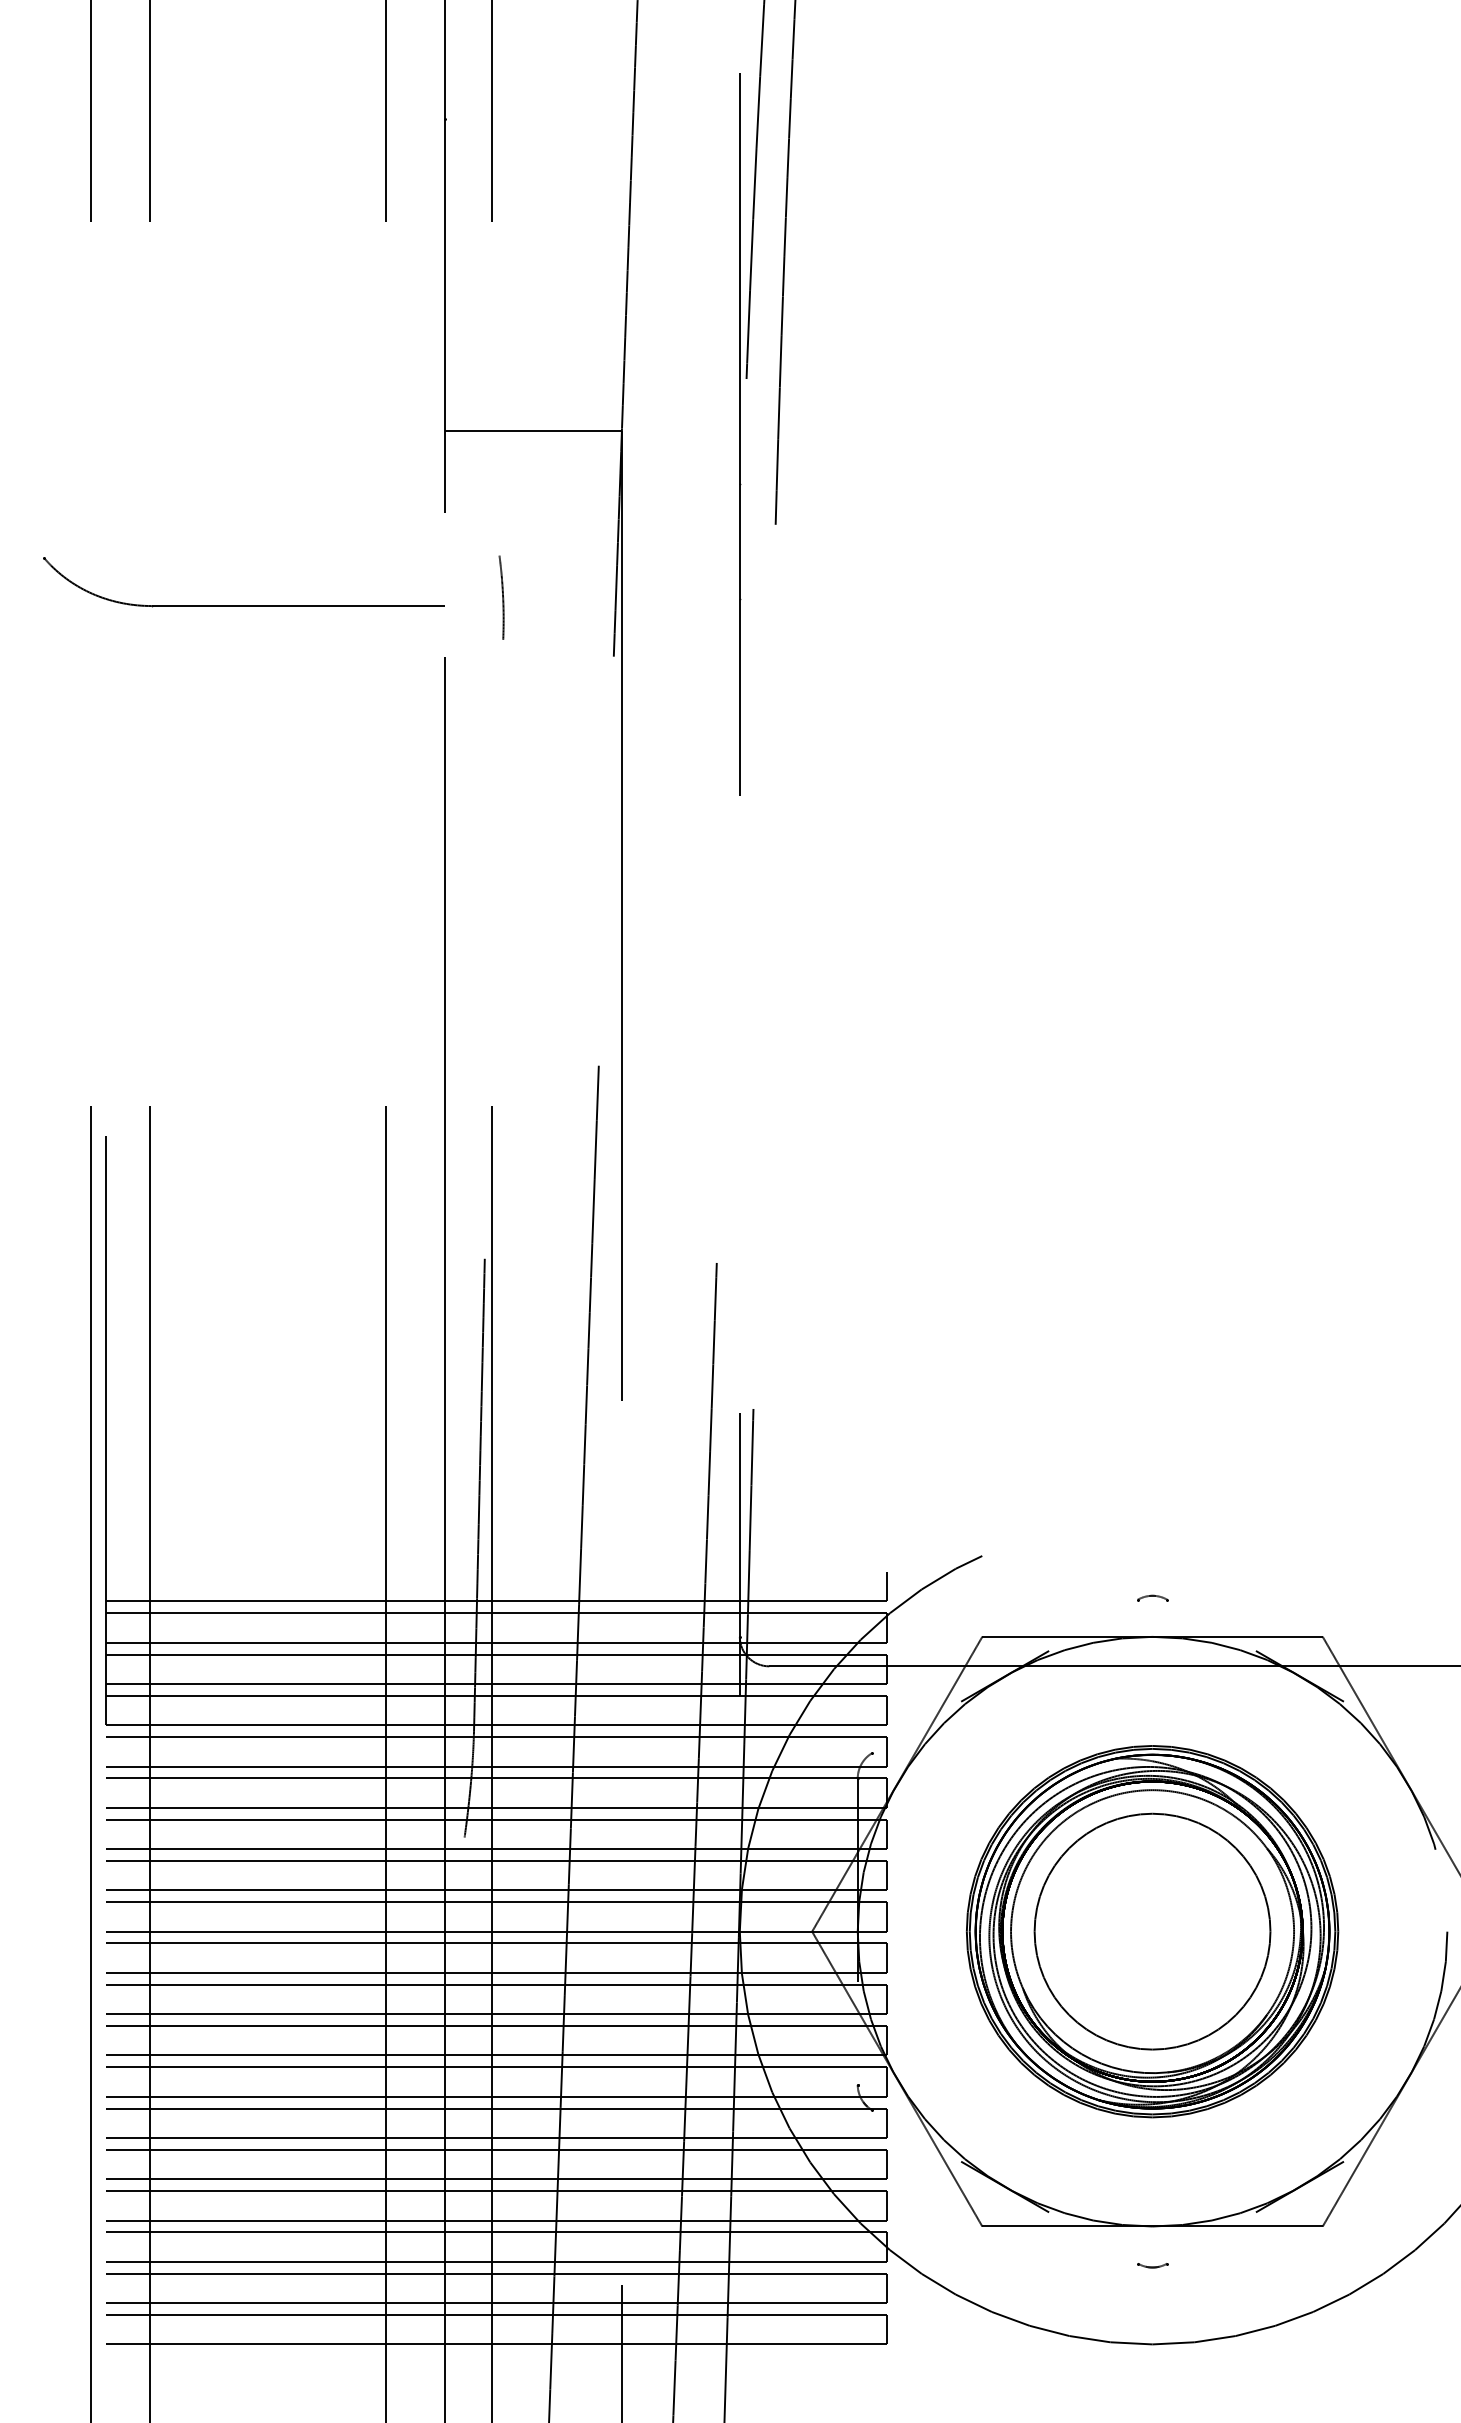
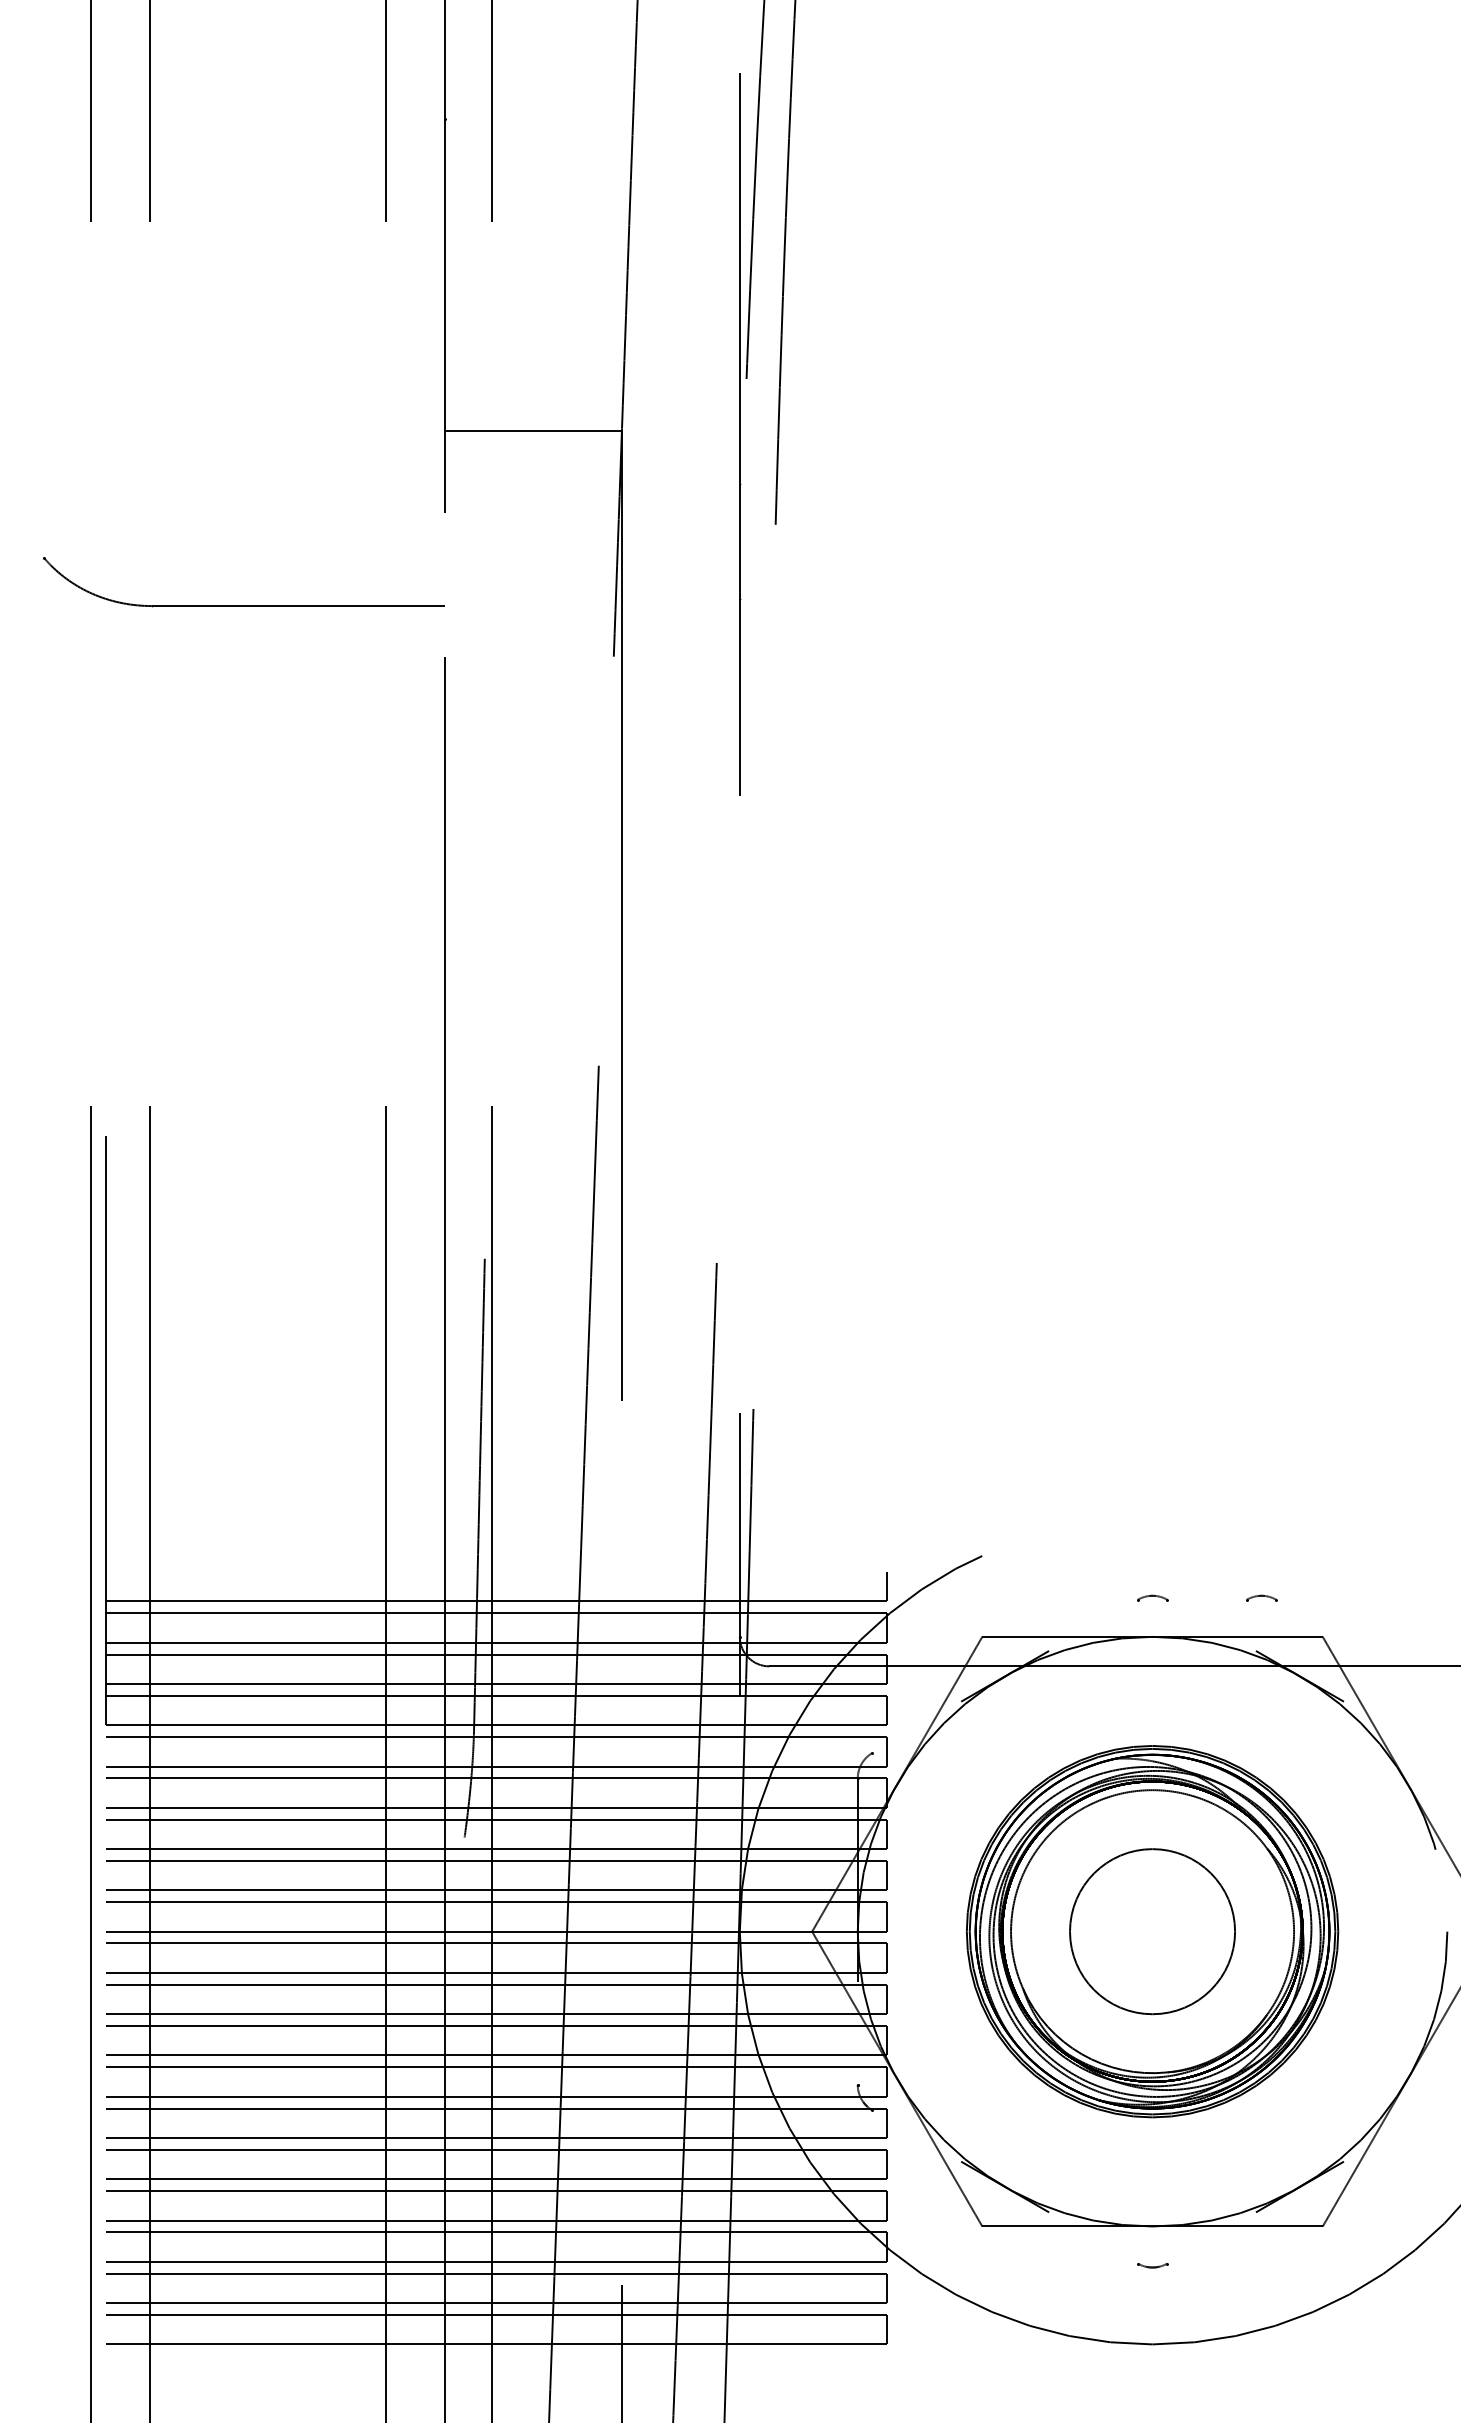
curve: present -> none (502, 597)
part: none -> present (1261, 1597)
circle diameter: 236 px -> 165 px (1152, 1931)
